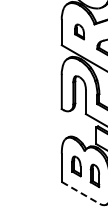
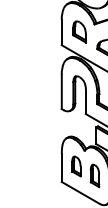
part size: 11x18 px -> 15x24 px (79, 31)
line: dashed -> solid (80, 192)
